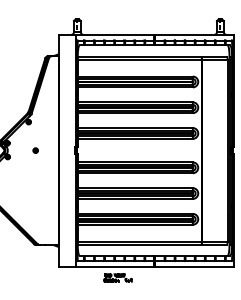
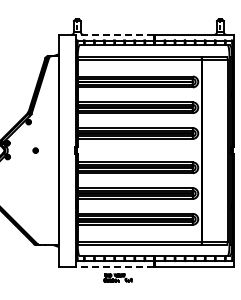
line: solid -> dashed (114, 34)
line: solid -> dashed (114, 266)
